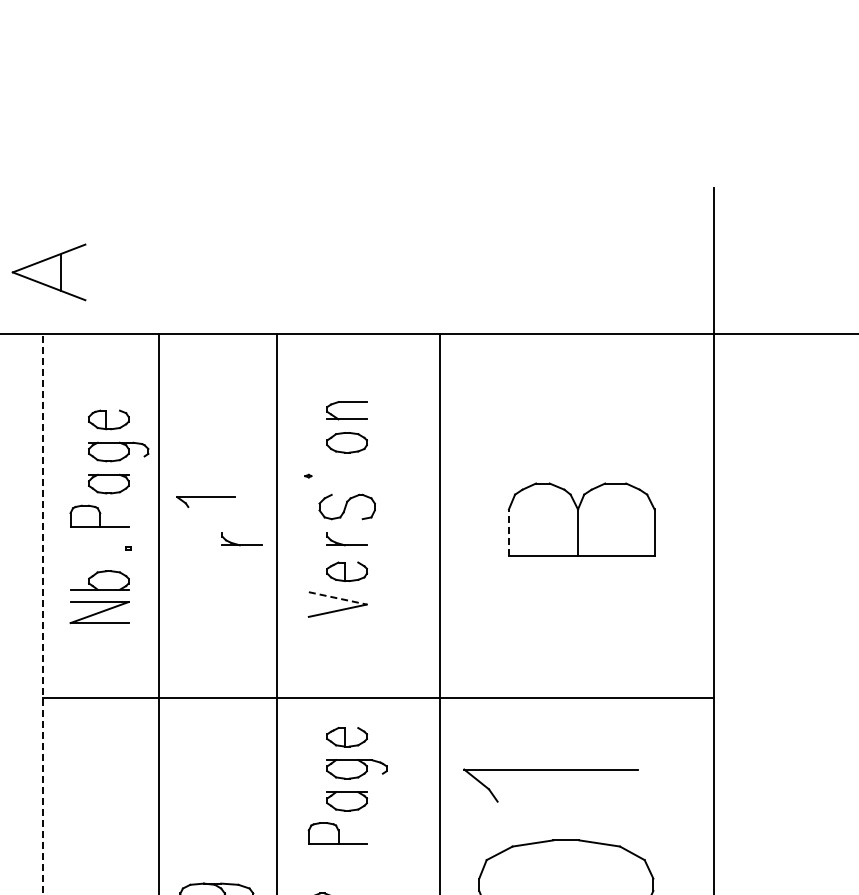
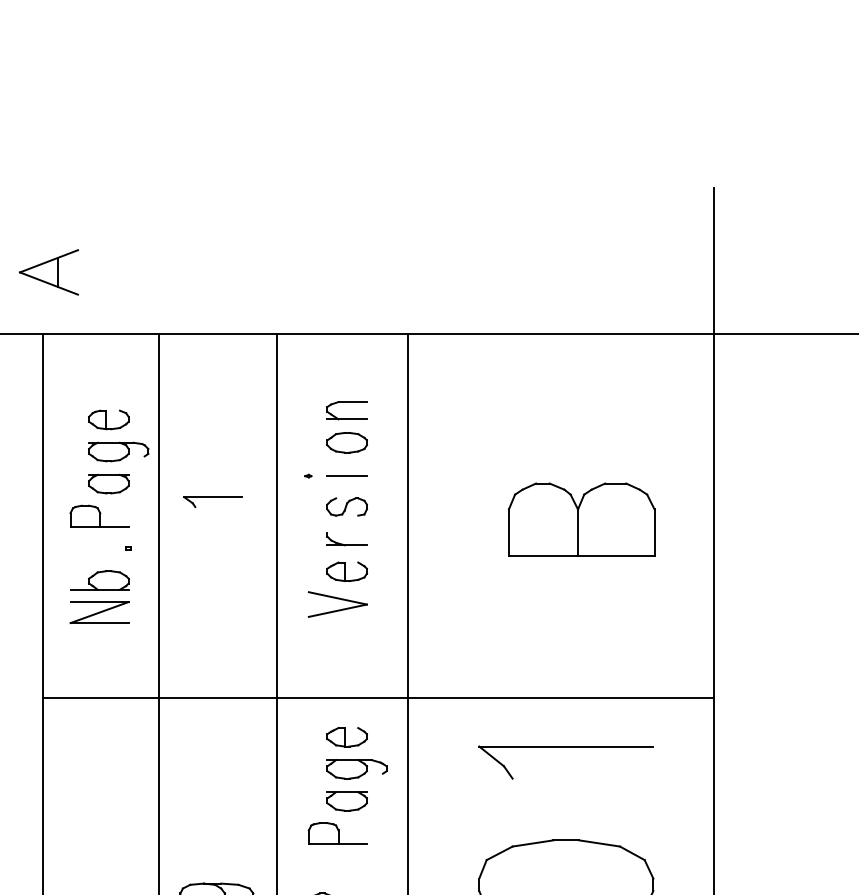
part size: 76x59 px -> 61x47 px (48, 272)
line: none -> present (346, 476)
part position: (205, 501) -> (212, 501) (212, 501)
part size: 58x28 px -> 42x20 px (346, 506)
line: dashed -> solid (508, 532)
part: present -> none (241, 539)
line: dashed -> solid (337, 598)
line position: (439, 612) -> (407, 612) (407, 612)
line: dashed -> solid (43, 614)
part position: (550, 770) -> (565, 747) (565, 747)
